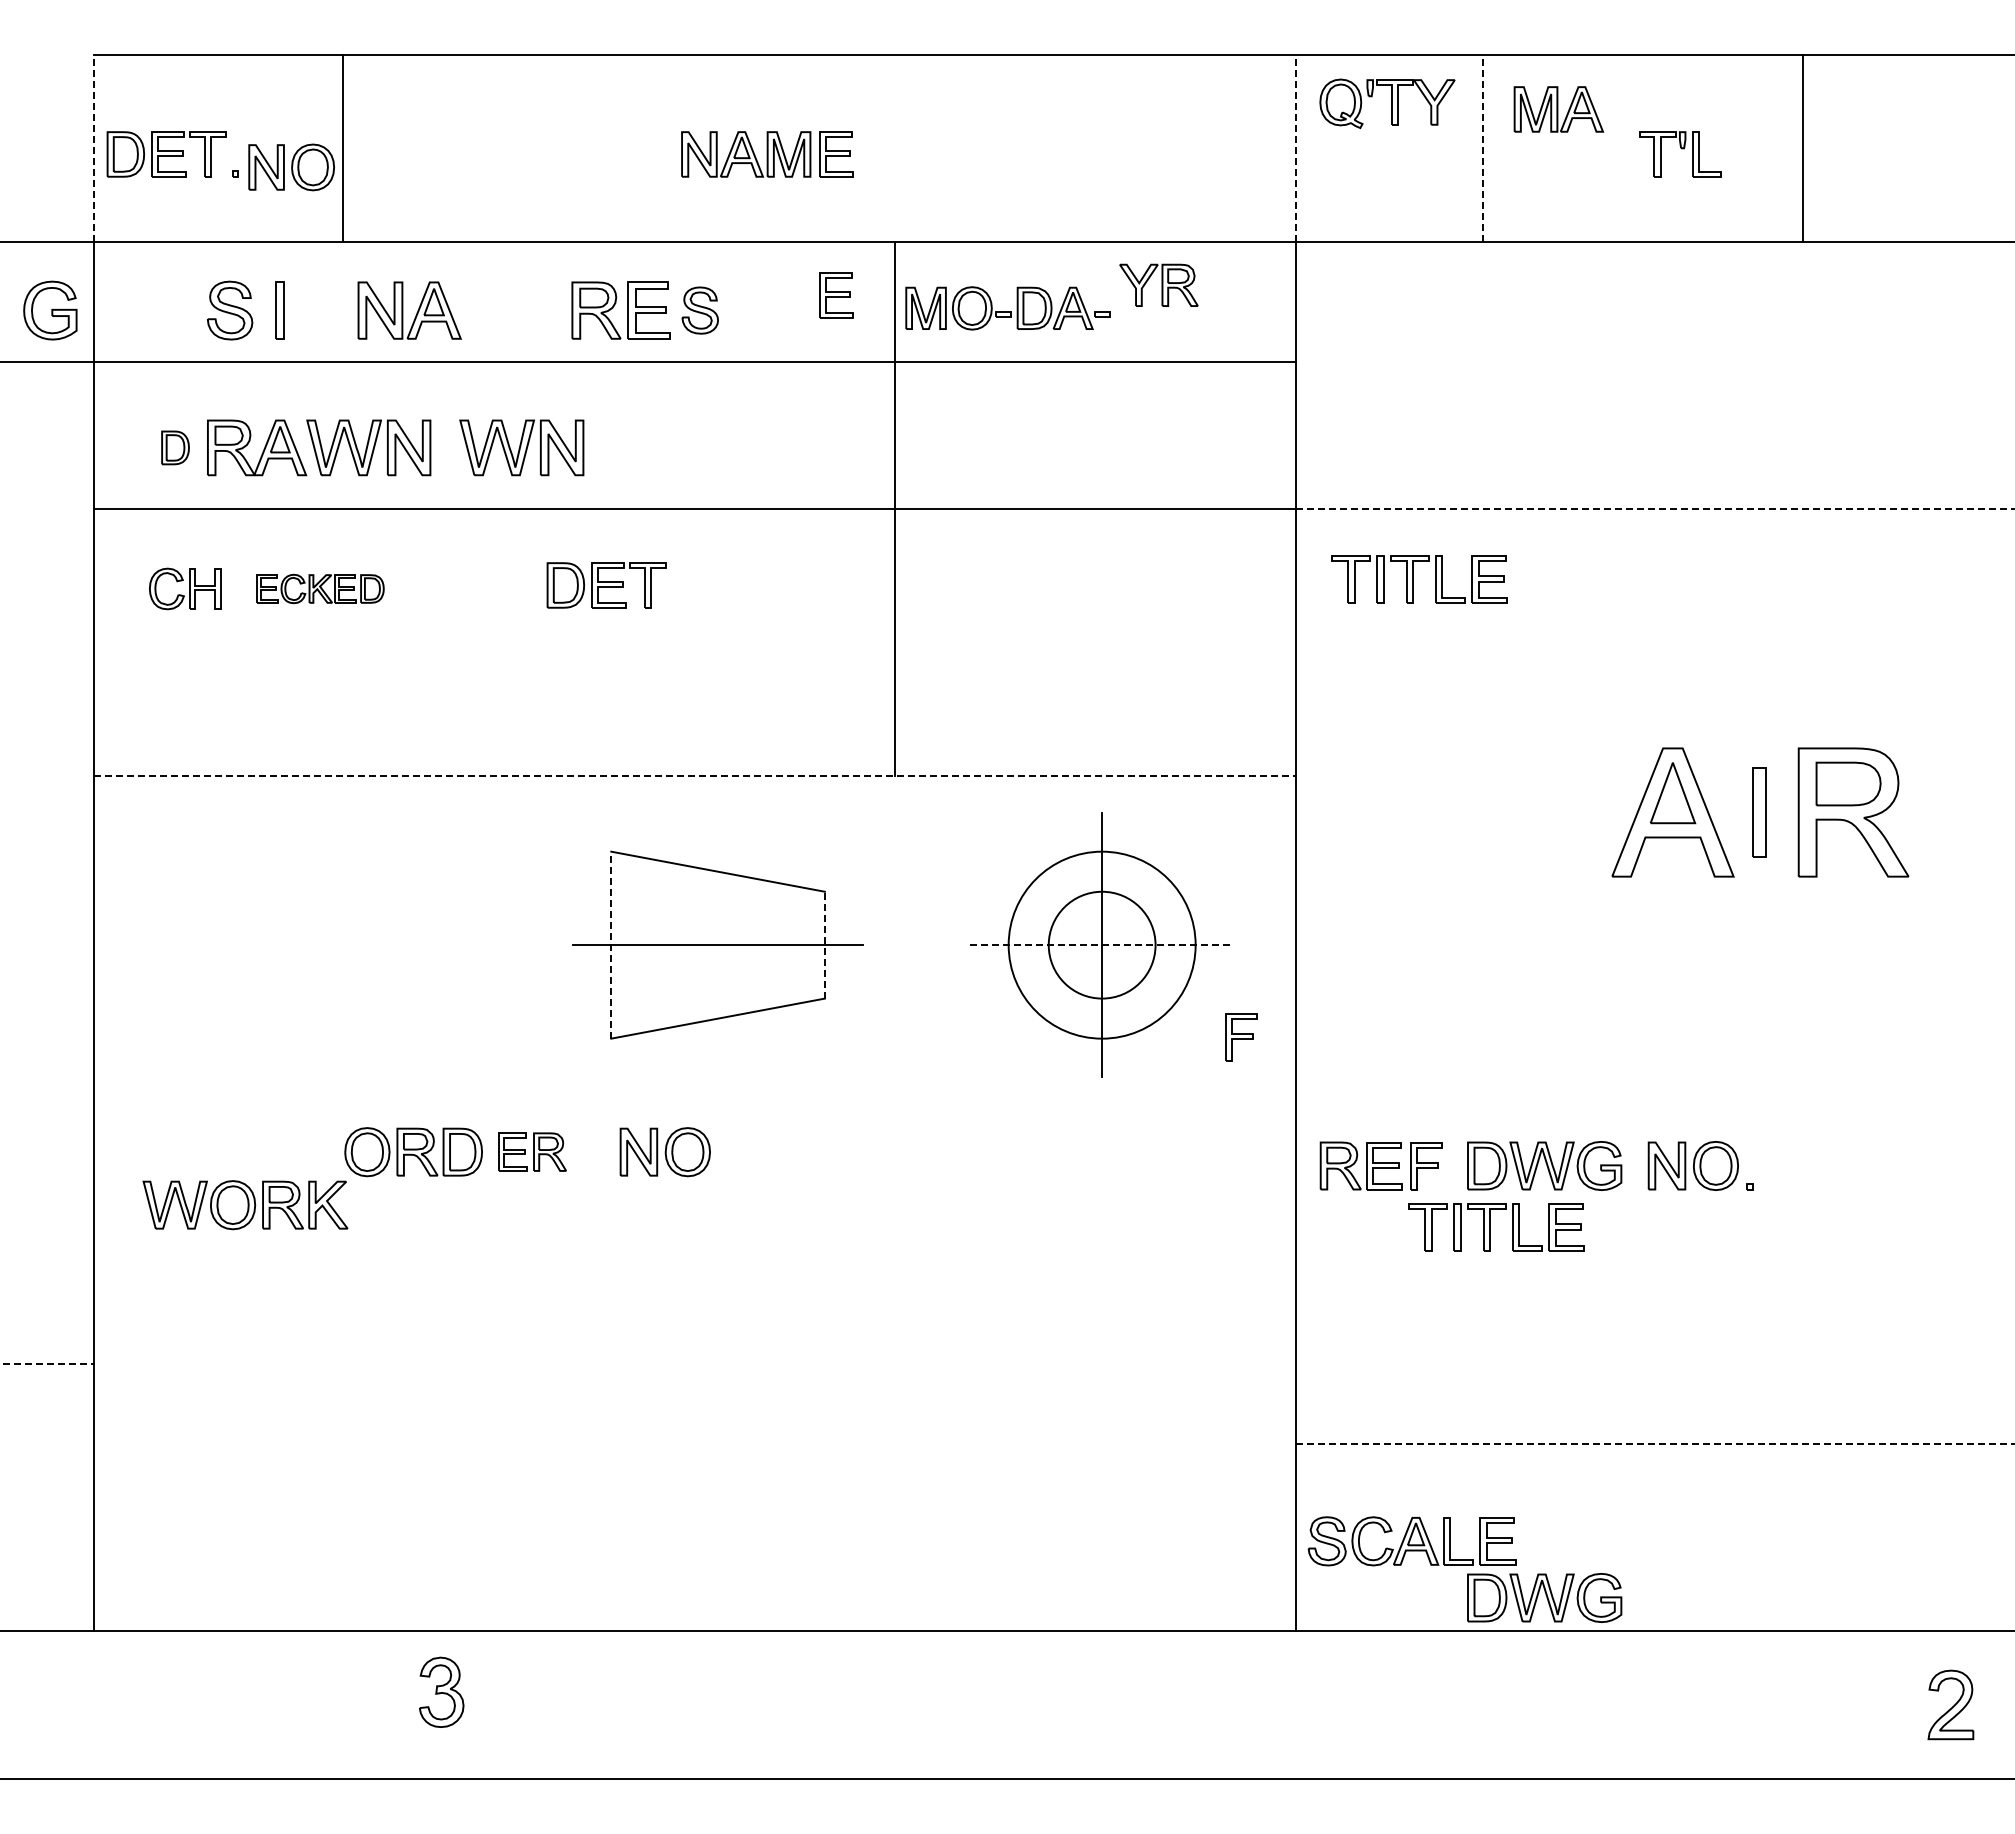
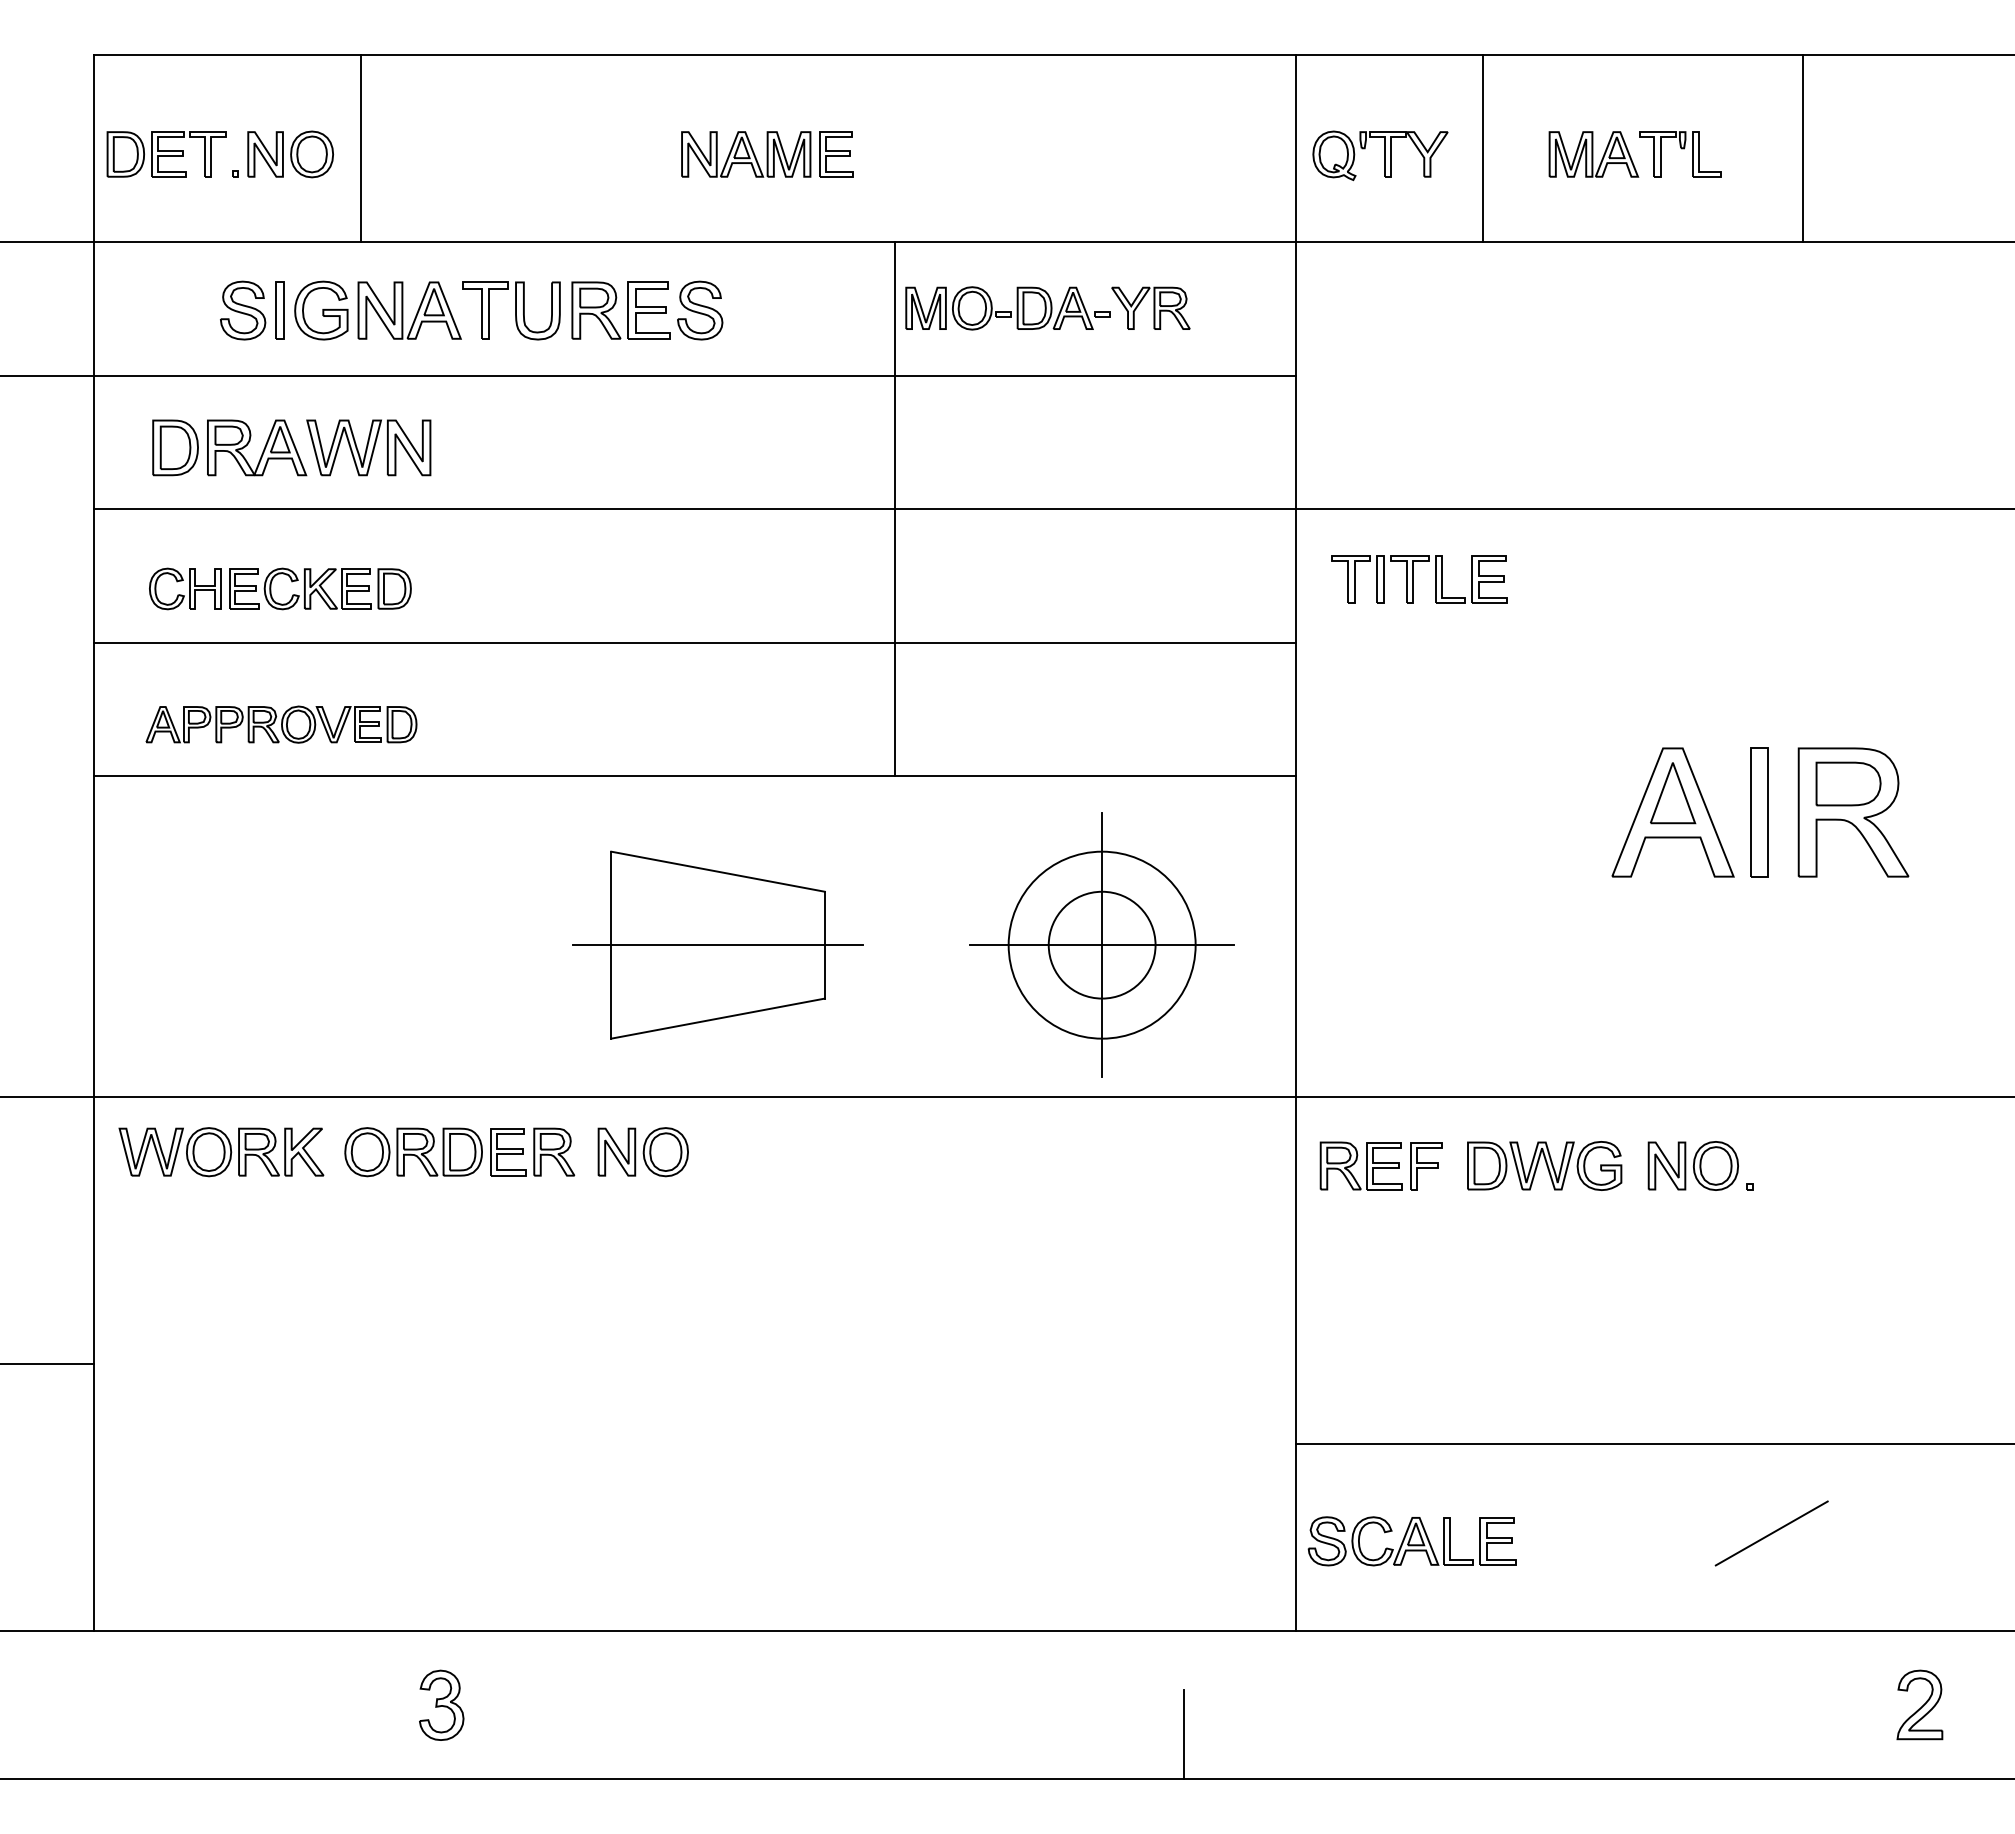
part position: (1387, 103) -> (1380, 155) (1380, 155)
part position: (1558, 109) -> (1593, 154) (1593, 154)
line: dashed -> solid (93, 148)
line position: (342, 148) -> (360, 148) (360, 148)
line: dashed -> solid (1295, 148)
line: dashed -> solid (1482, 148)
part position: (291, 167) -> (290, 154) (290, 154)
part position: (1158, 284) -> (1150, 307) (1150, 307)
part: present -> none (836, 295)
part position: (50, 310) -> (321, 310) (321, 310)
part position: (230, 310) -> (243, 310) (243, 310)
part: none -> present (511, 310)
part size: 38x49 px -> 47x61 px (700, 310)
line position: (648, 361) -> (648, 375) (648, 375)
part size: 29x36 px -> 47x58 px (175, 447)
part: present -> none (521, 447)
line: dashed -> solid (1655, 509)
part: present -> none (606, 585)
part size: 129x32 px -> 183x44 px (320, 588)
line: none -> present (694, 642)
part: none -> present (281, 724)
line: dashed -> solid (694, 776)
part size: 15x91 px -> 19x131 px (1759, 812)
line: dashed -> solid (611, 944)
line: dashed -> solid (824, 944)
line: dashed -> solid (1102, 945)
part: present -> none (1241, 1037)
line: none -> present (1006, 1096)
part size: 69x40 px -> 86x50 px (532, 1151)
part position: (664, 1152) -> (642, 1152) (642, 1152)
part position: (245, 1205) -> (221, 1152) (221, 1152)
part: present -> none (1496, 1227)
line: dashed -> solid (47, 1363)
line: dashed -> solid (1655, 1443)
line: none -> present (1771, 1533)
part: present -> none (1544, 1597)
part position: (441, 1691) -> (441, 1704) (441, 1704)
part position: (1950, 1704) -> (1919, 1704) (1919, 1704)
line: none -> present (1183, 1734)
